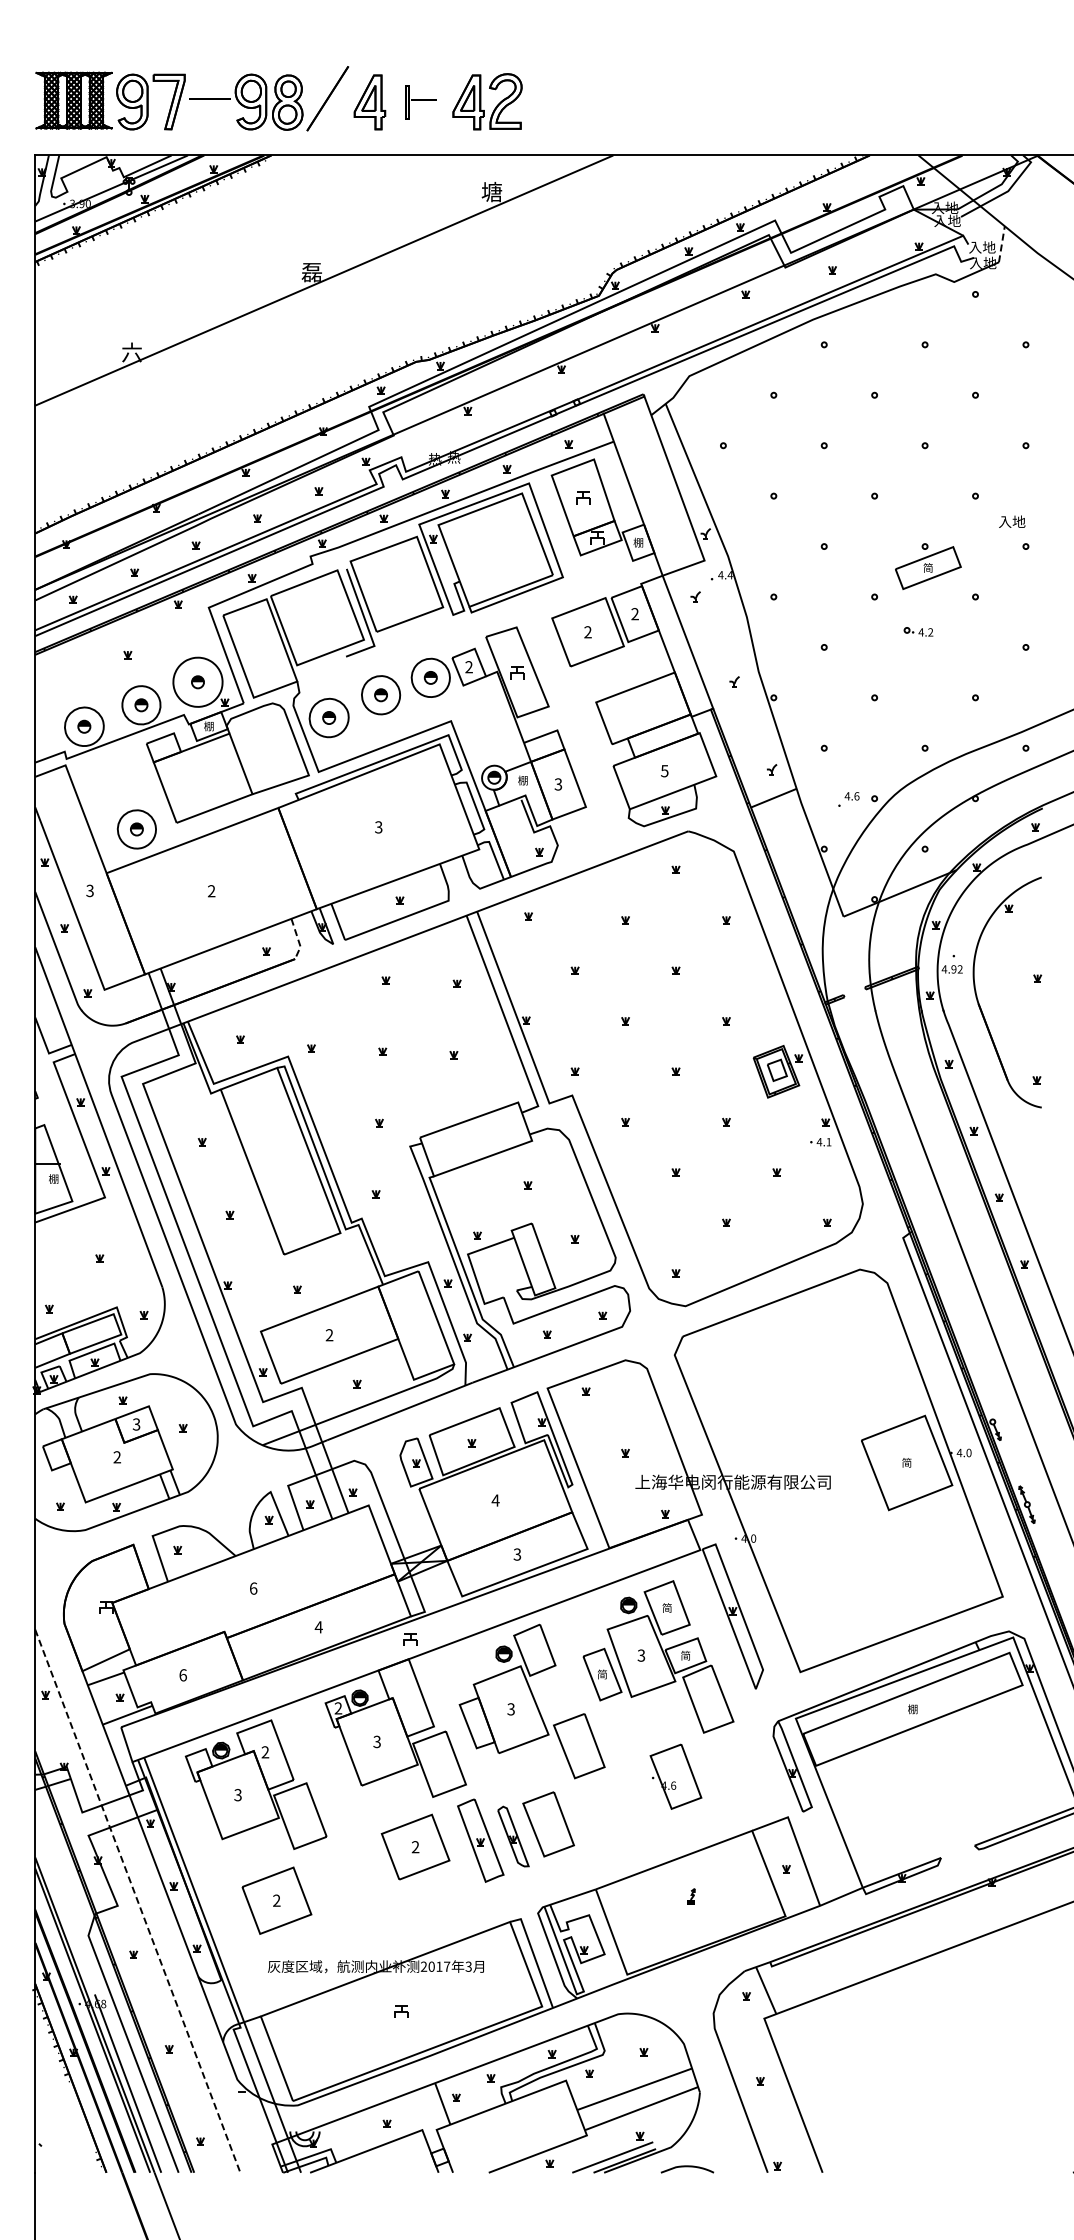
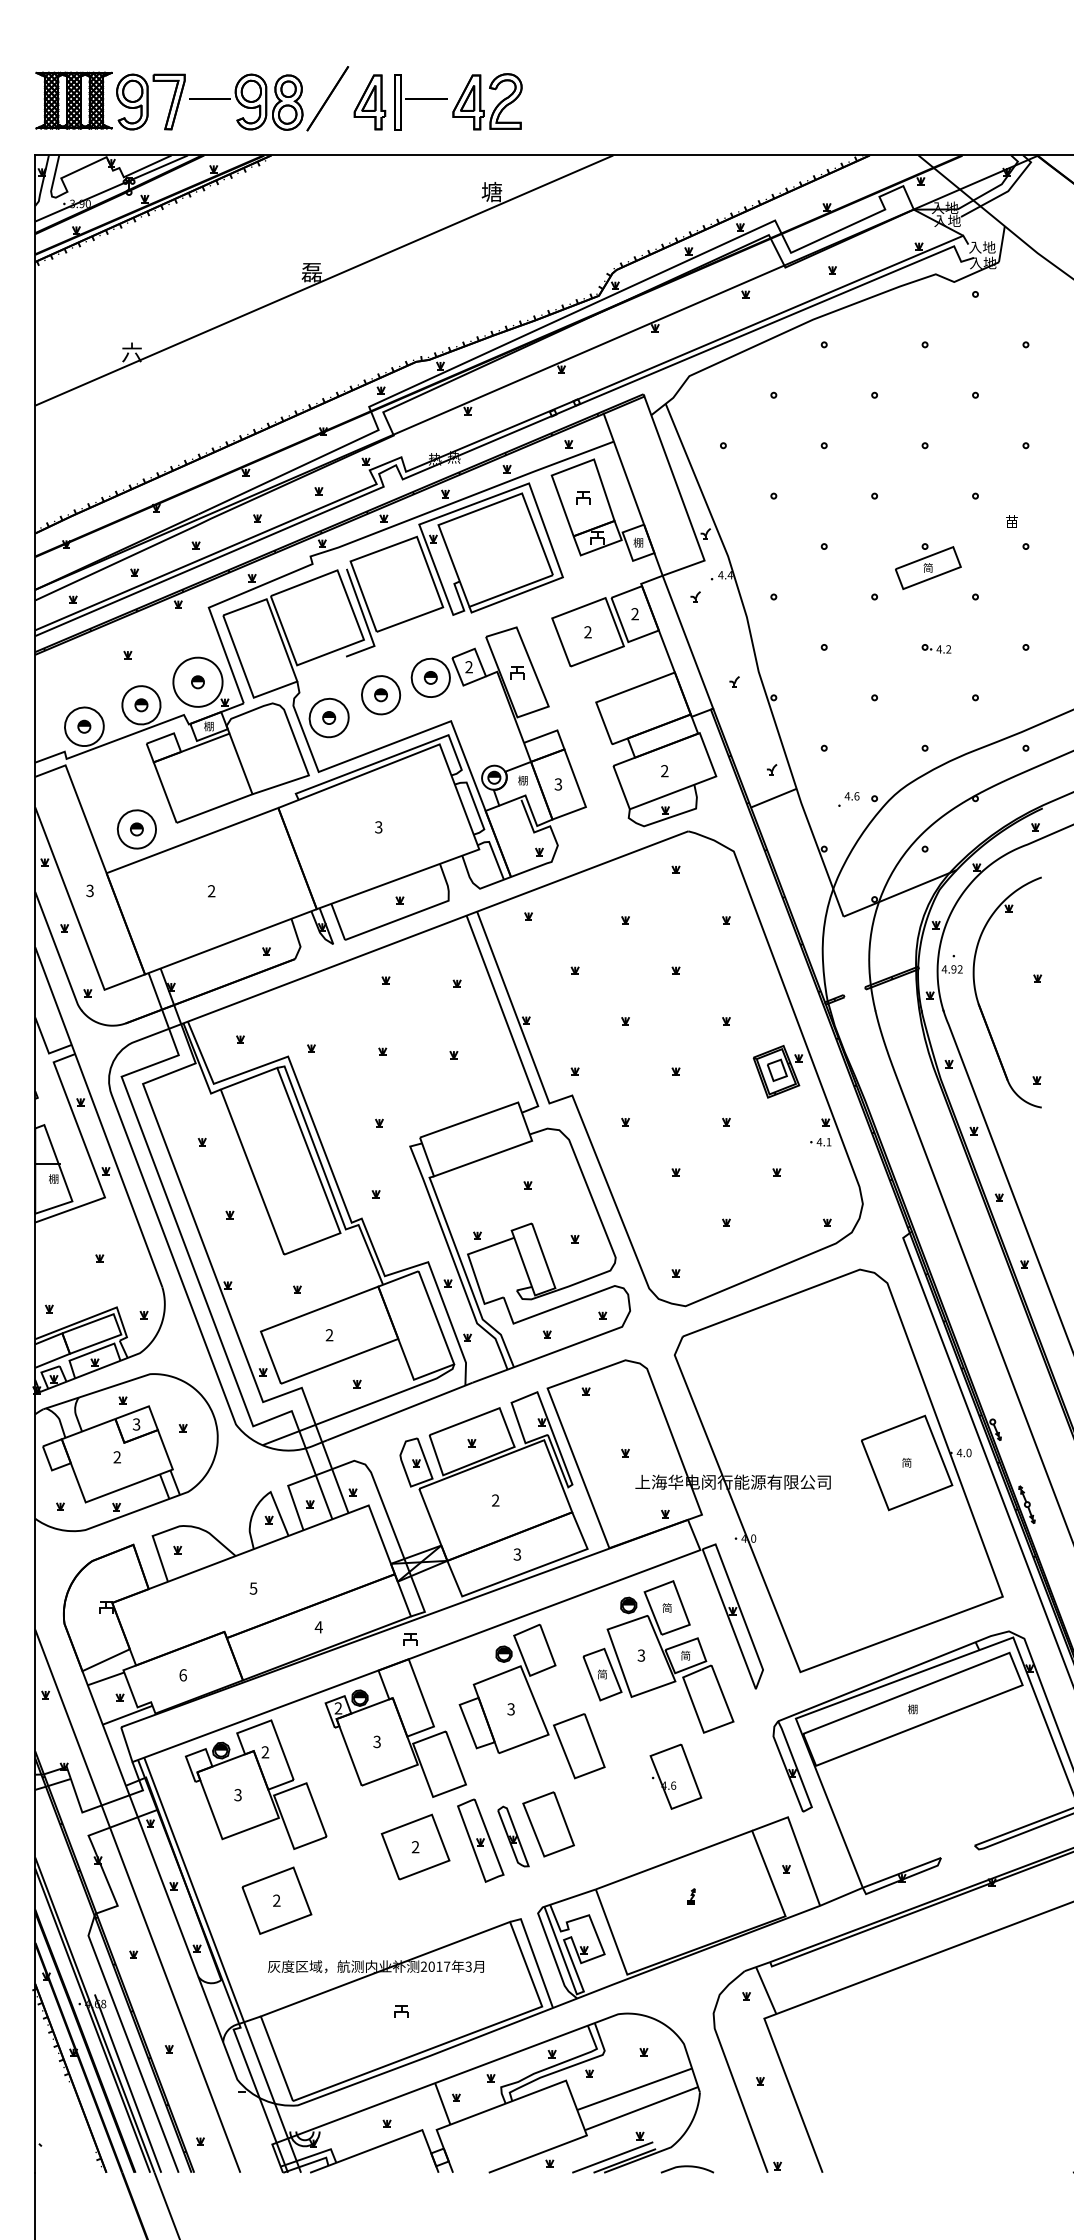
part size: 32x35 px -> 54x57 px (420, 102)
line: dashed -> solid (1001, 243)
text: 入地 -> 苗 (1012, 521)
part position: (918, 631) -> (936, 648) (936, 648)
text: 5 -> 2 (664, 771)
line: dashed -> solid (298, 940)
text: 4 -> 2 (495, 1500)
text: 6 -> 5 (253, 1588)
line: dashed -> solid (138, 1901)
